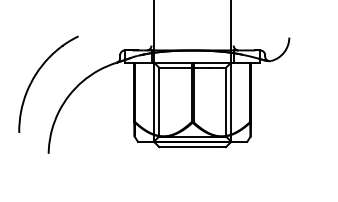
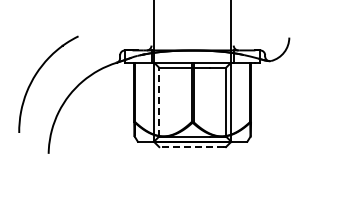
line: solid -> dashed (159, 101)
line: solid -> dashed (190, 147)
